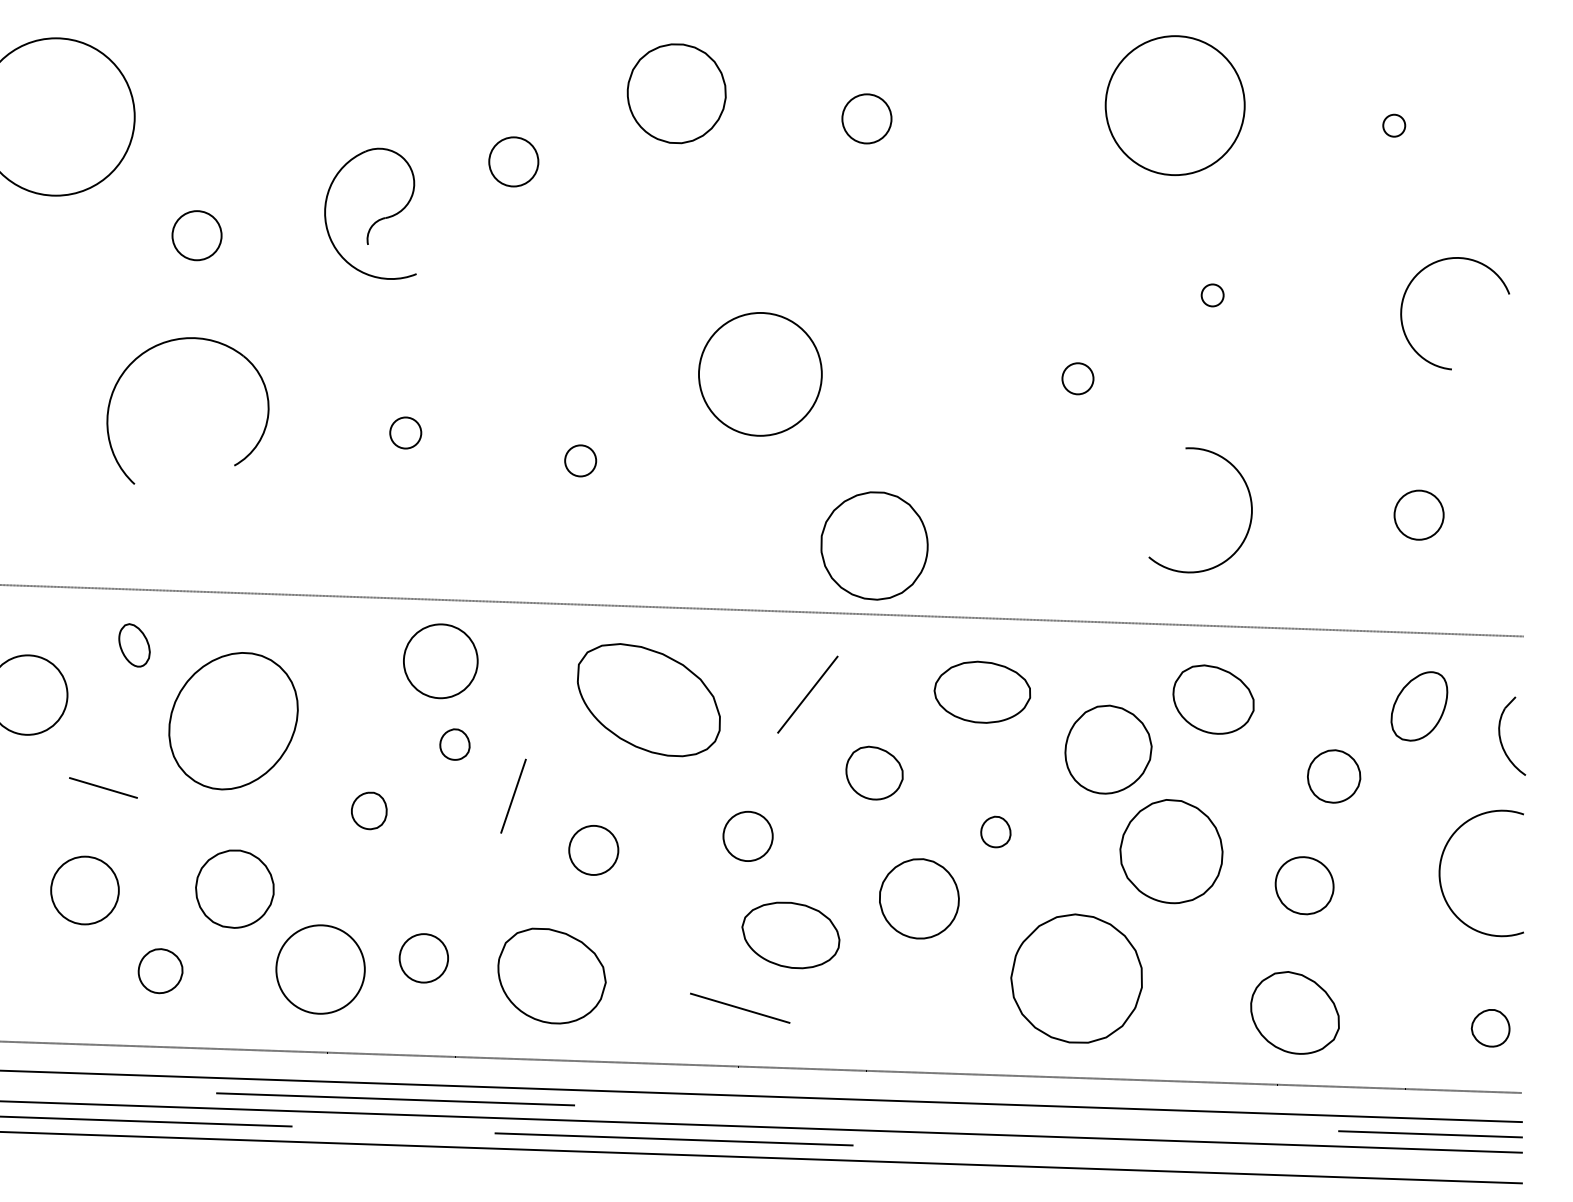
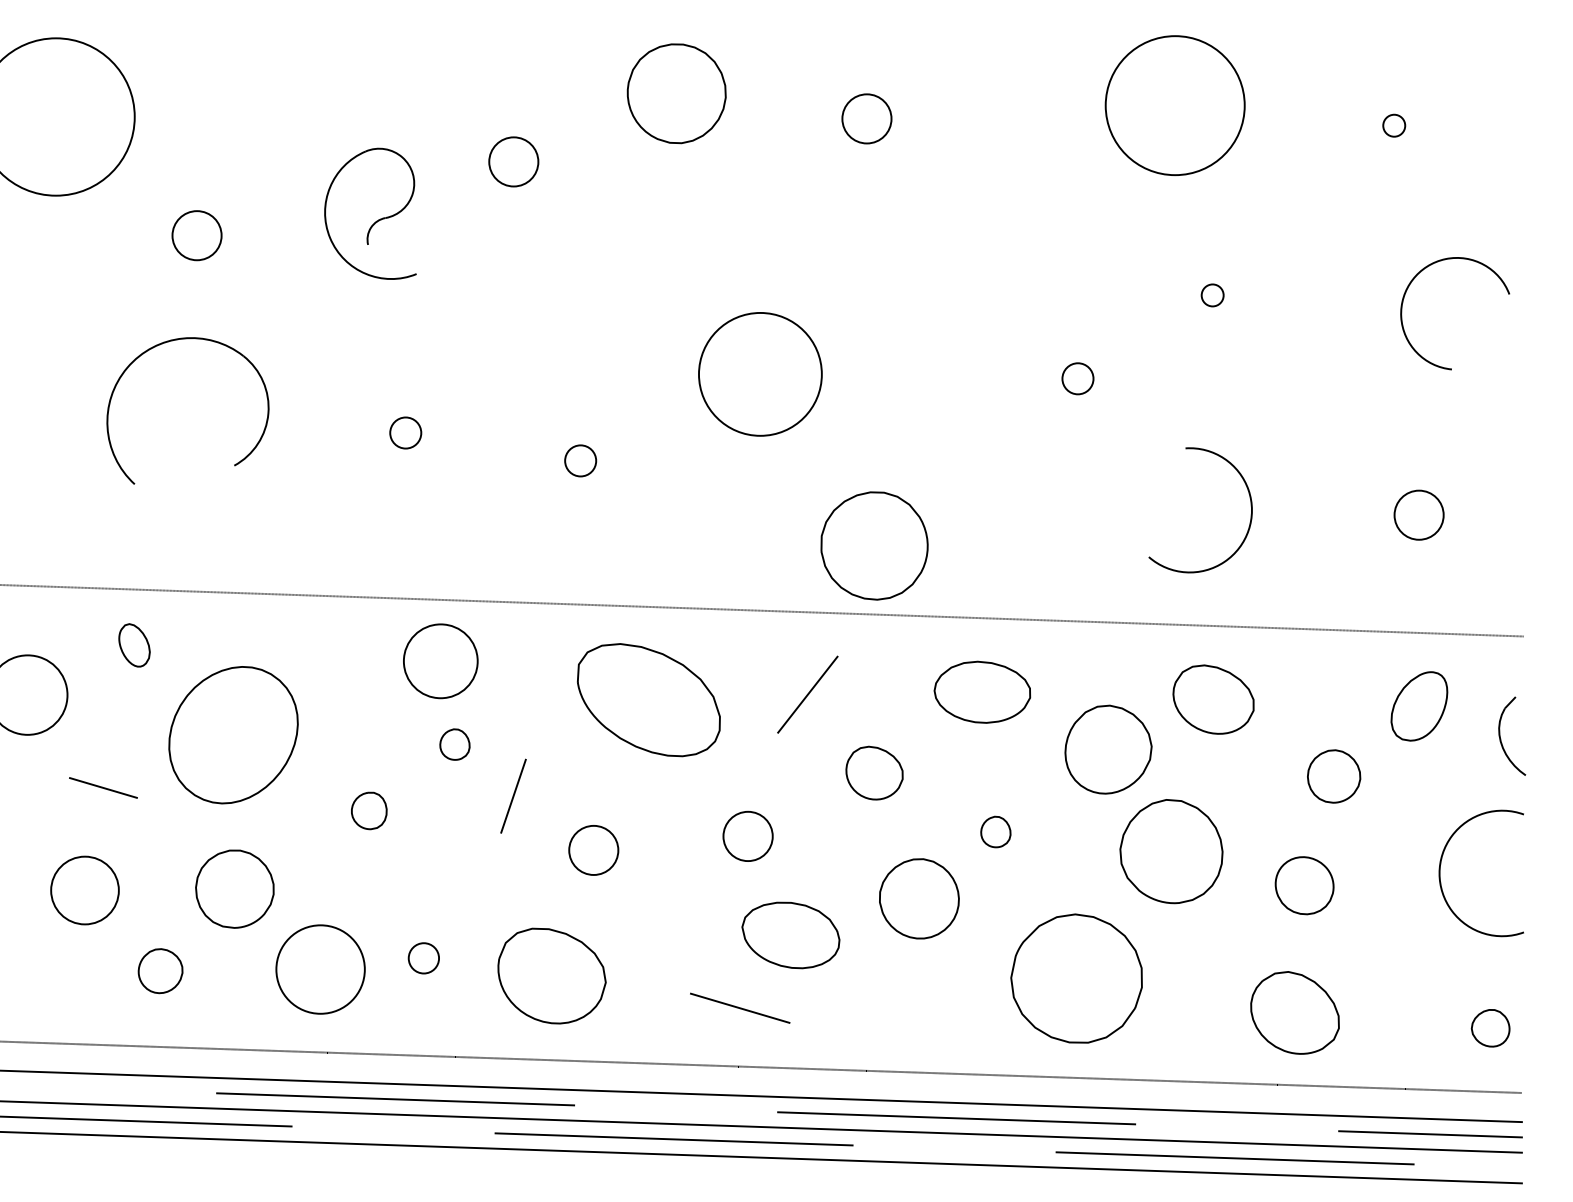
part position: (233, 721) -> (233, 735) (233, 735)
circle diameter: 48 px -> 30 px (423, 958)
line: none -> present (956, 1118)
line: none -> present (1234, 1158)
